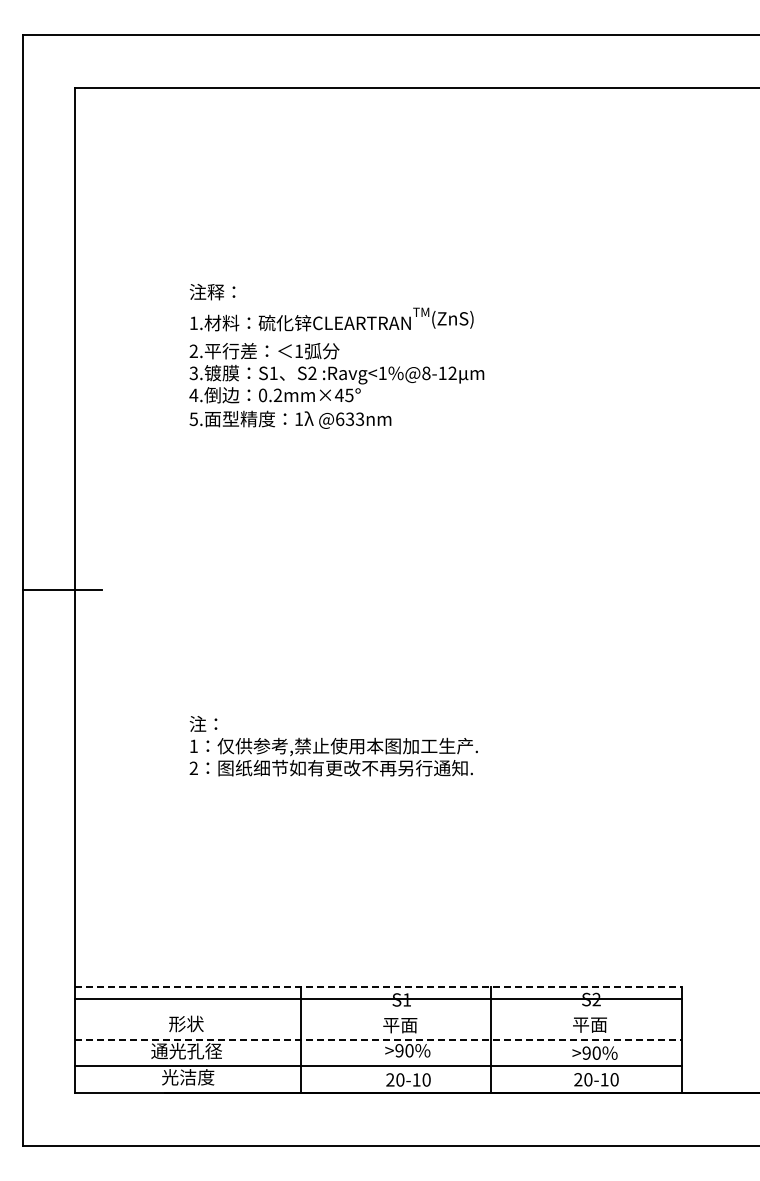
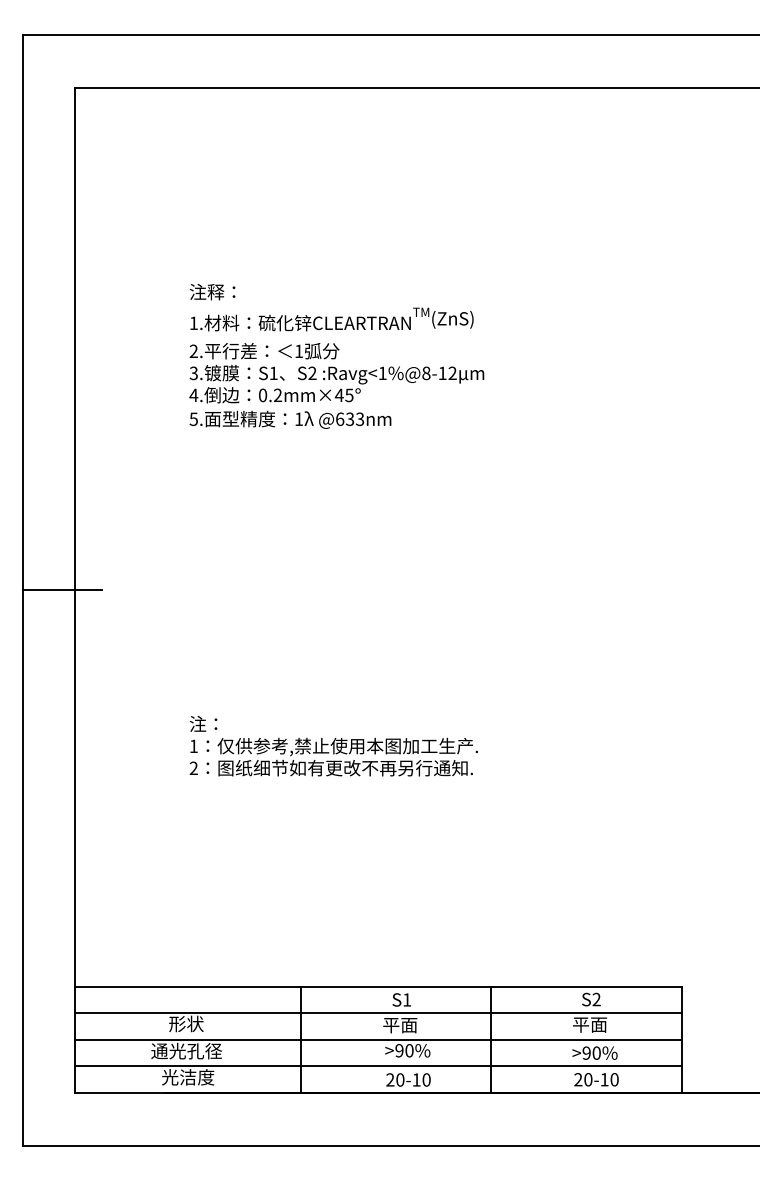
line: dashed -> solid (379, 986)
line position: (378, 999) -> (378, 1013) (378, 1013)
line: dashed -> solid (379, 1039)
